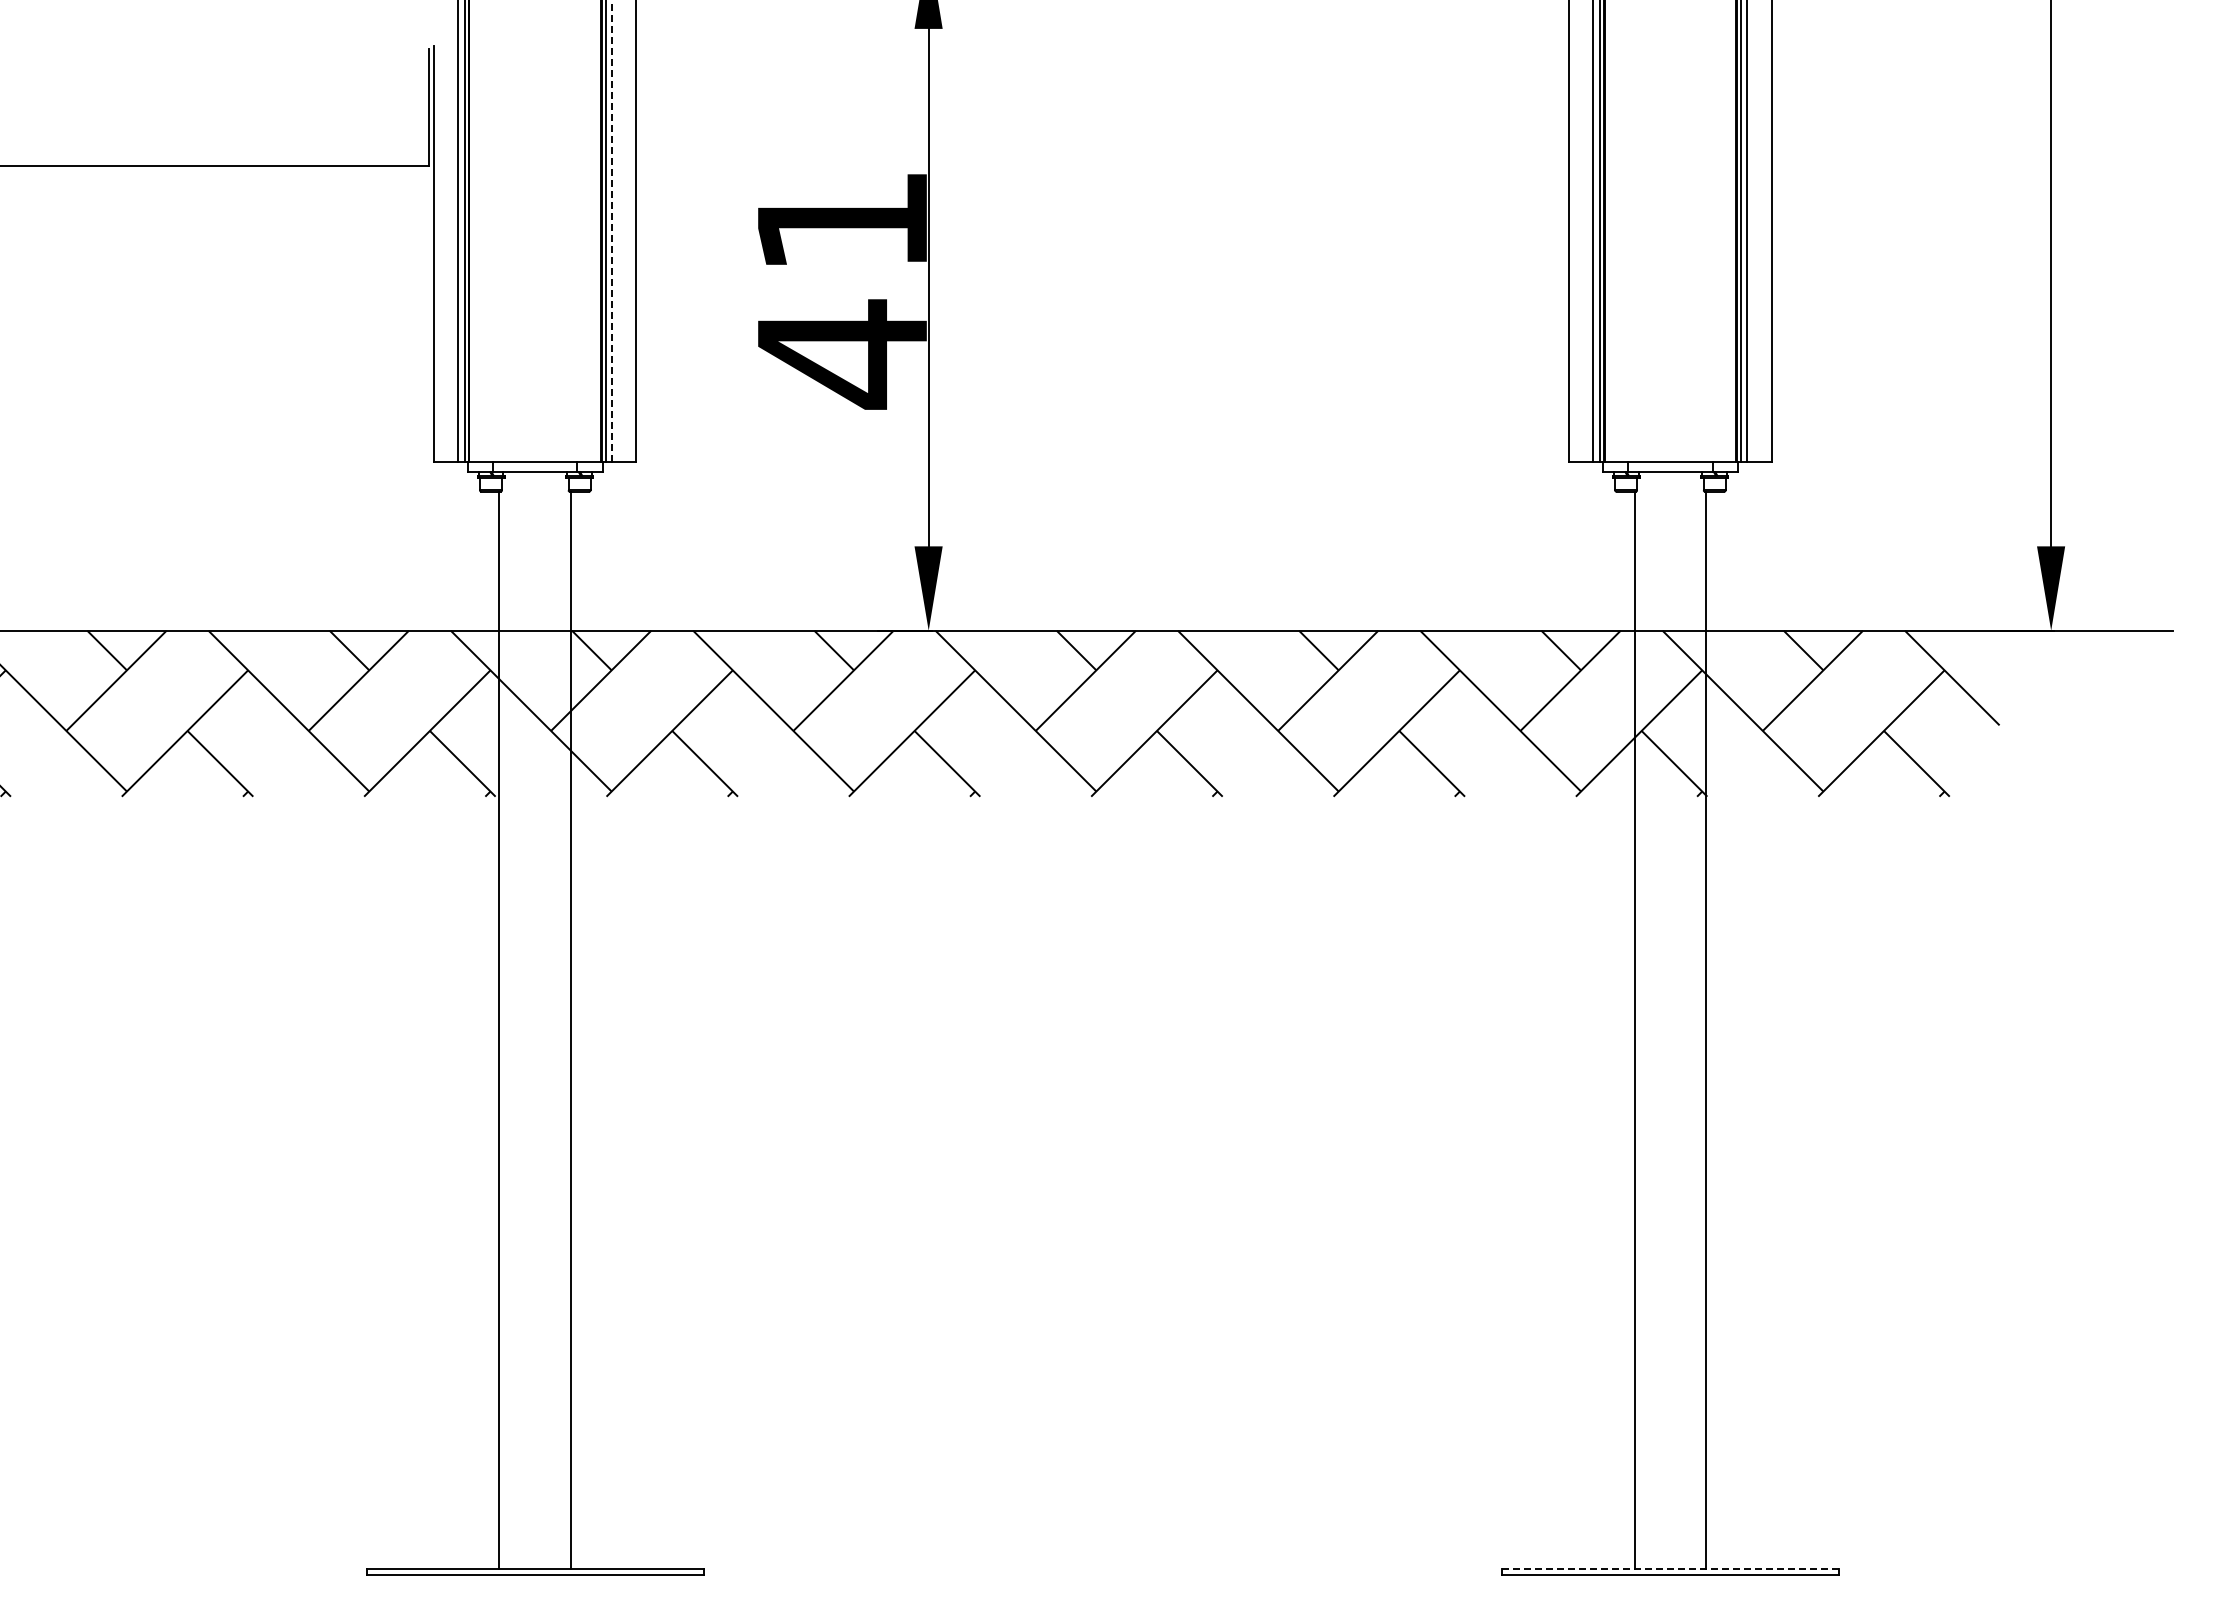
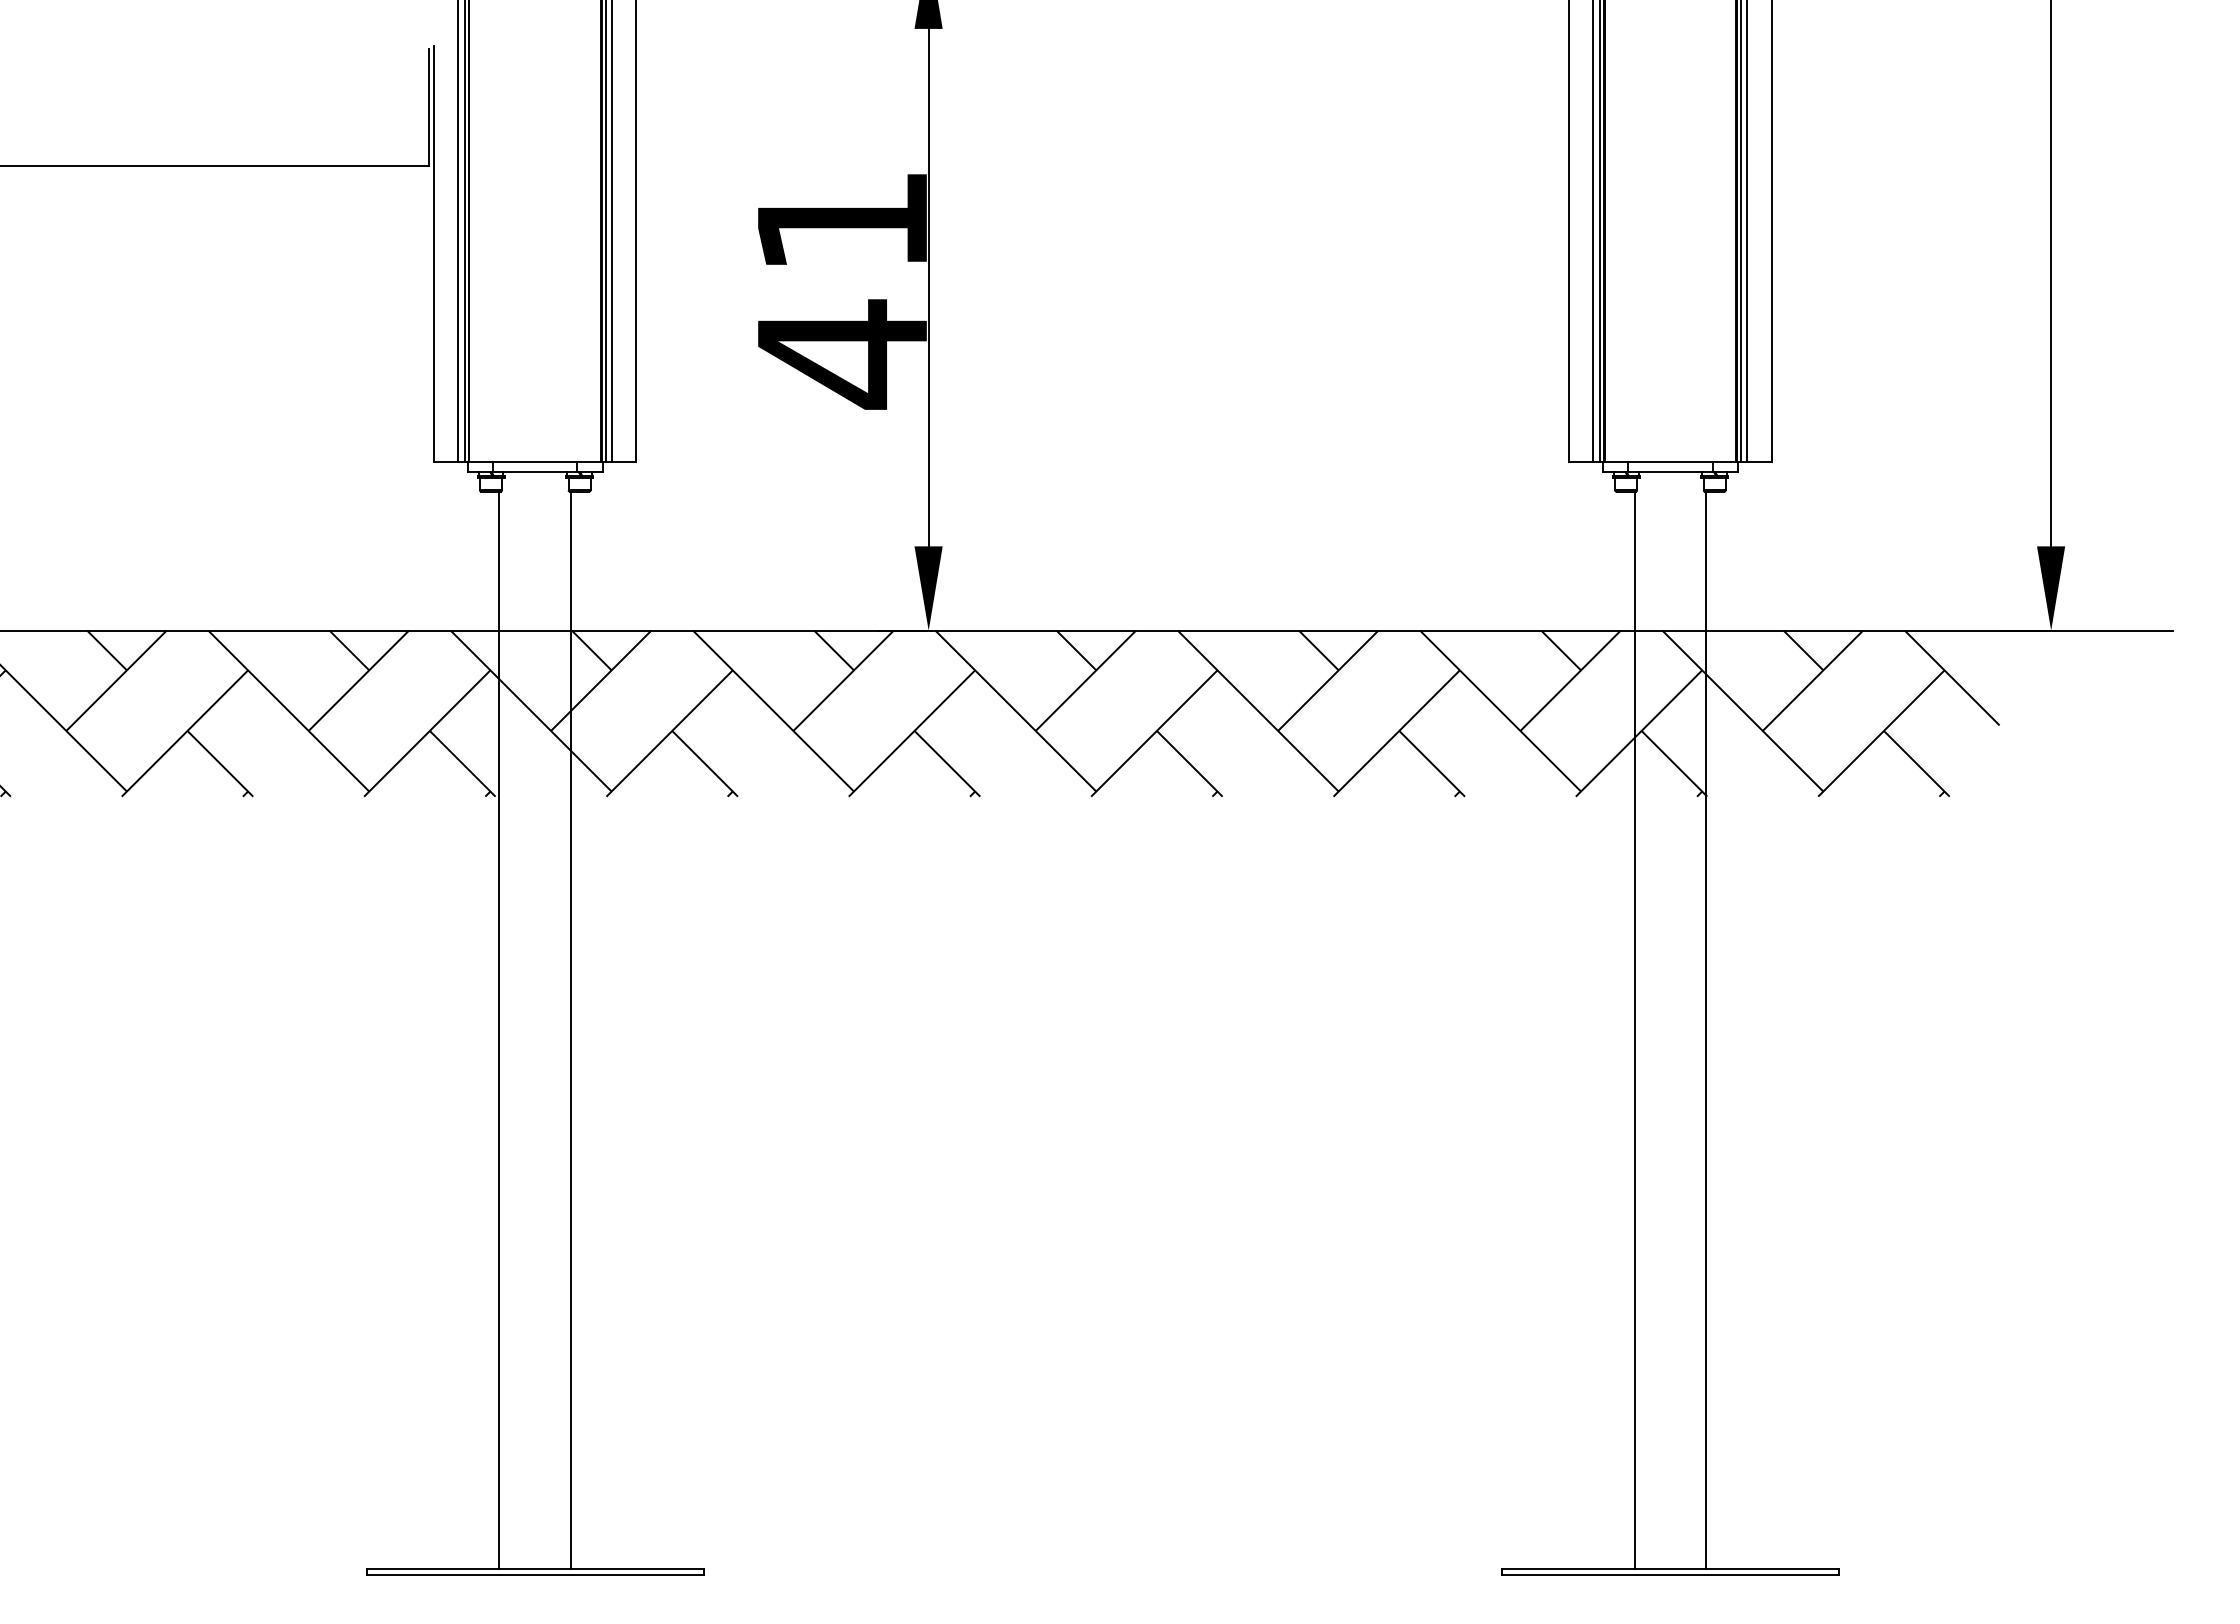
line: dashed -> solid (612, 231)
line: dashed -> solid (1670, 1568)
